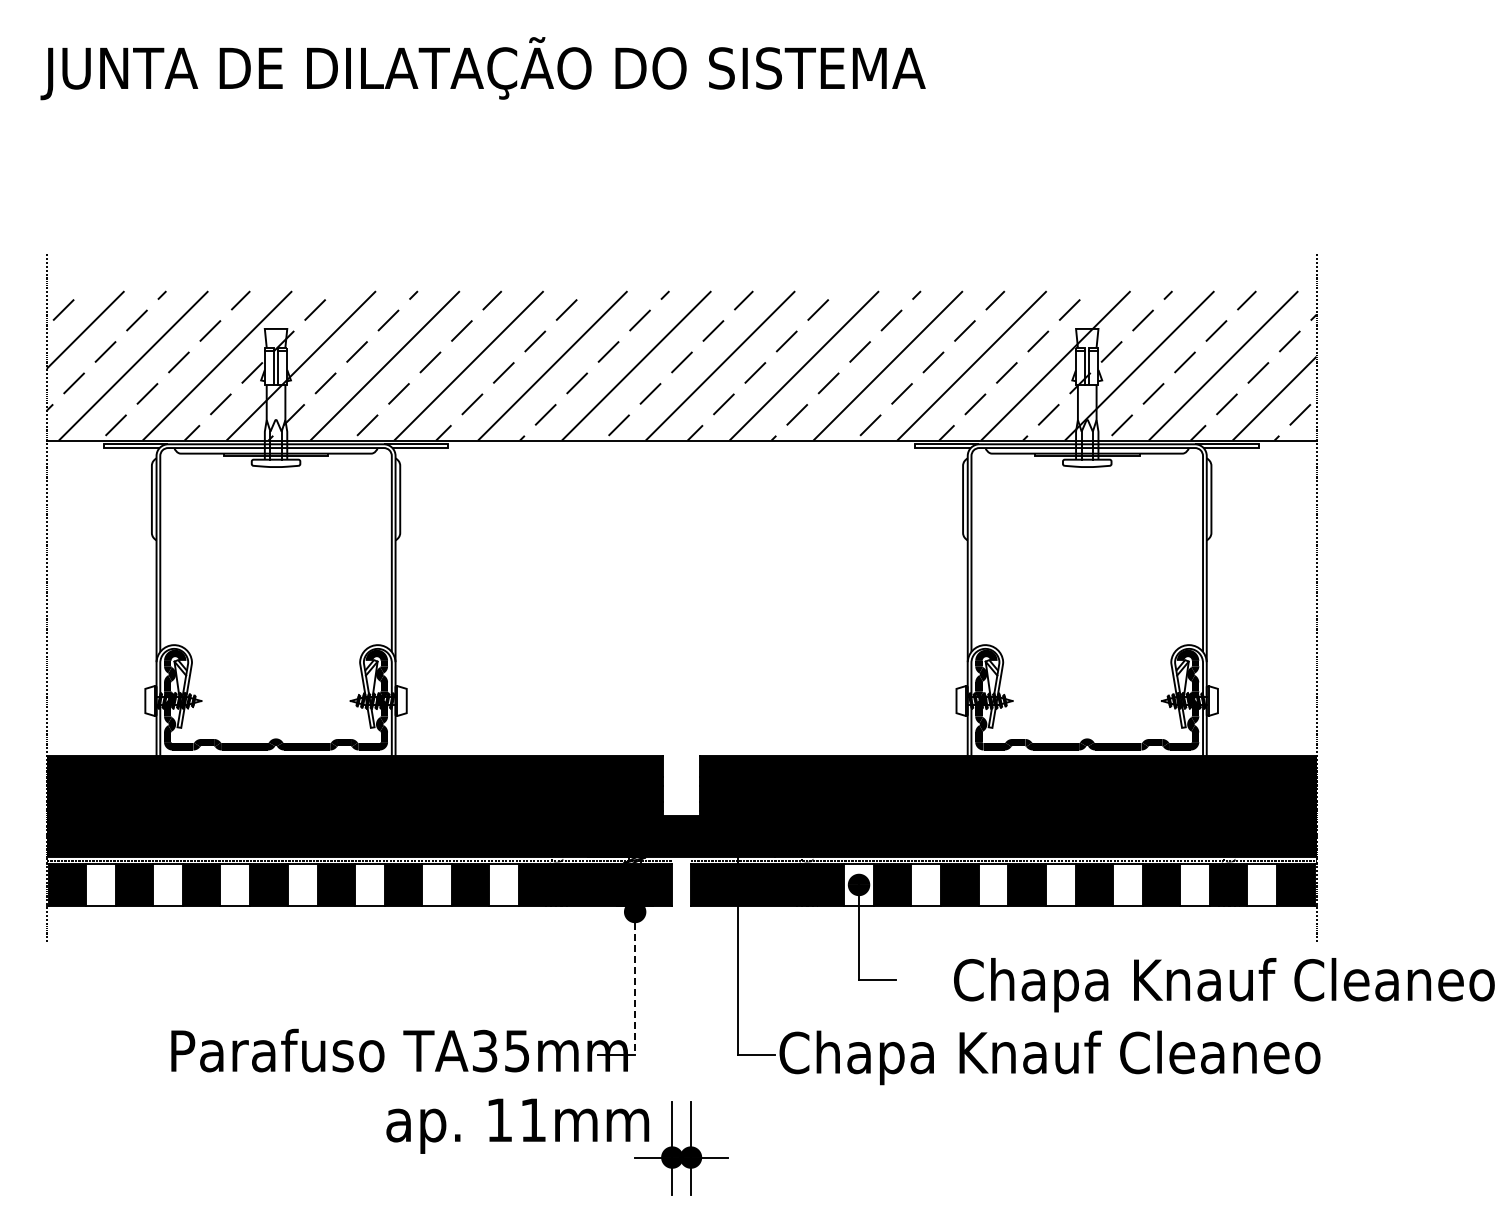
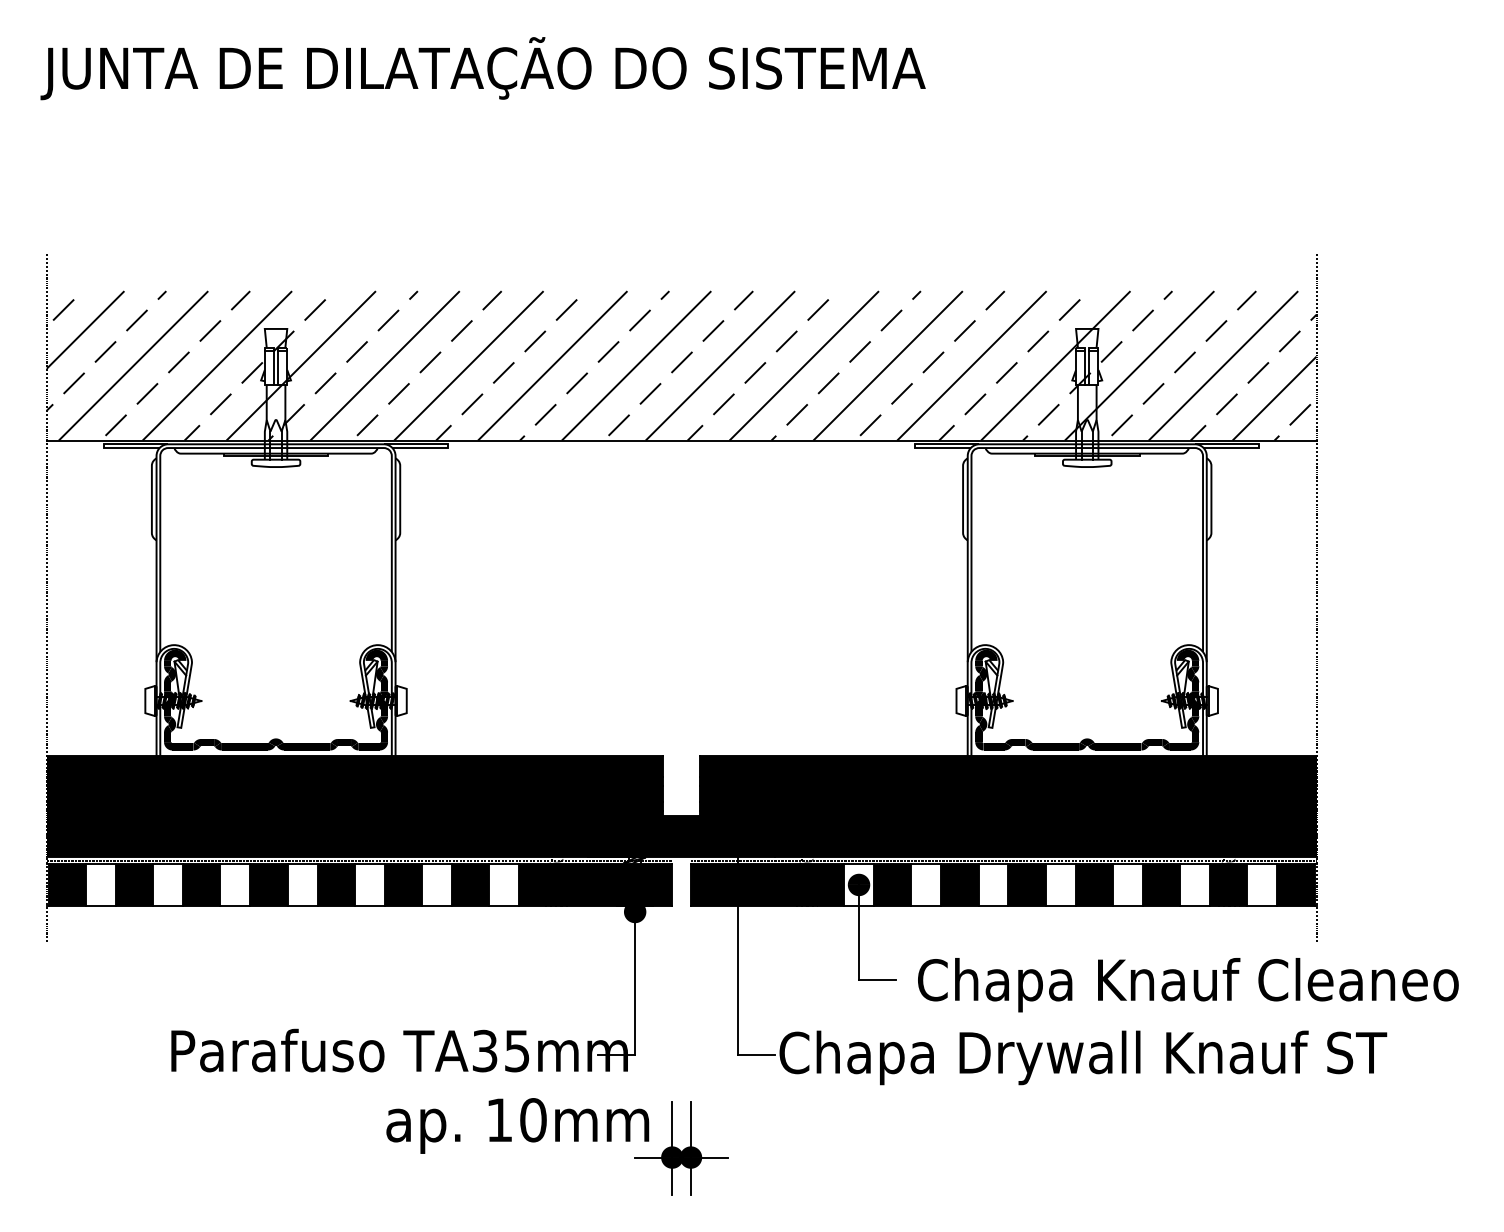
line: dashed -> solid (635, 983)
text position: (1224, 985) -> (1188, 985) (1188, 985)
text: Chapa Knauf Cleaneo -> Chapa Drywall Knauf ST (1175, 1057)
text: 11mm -> 10mm (533, 1120)
